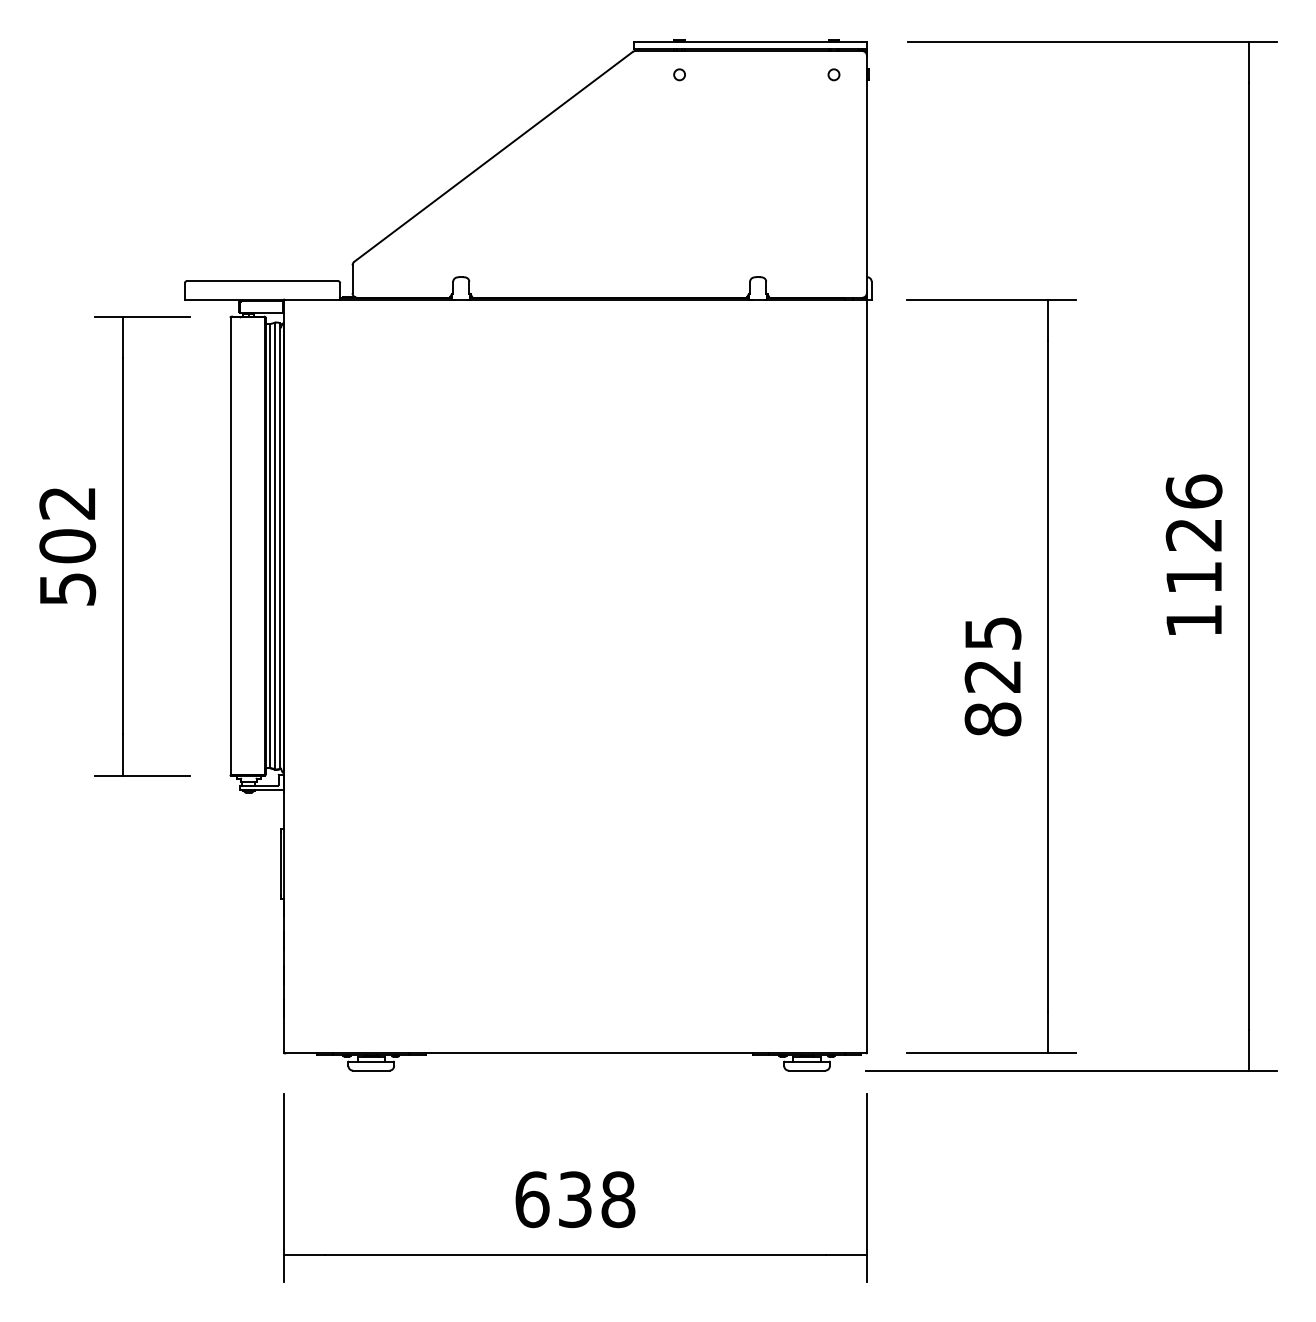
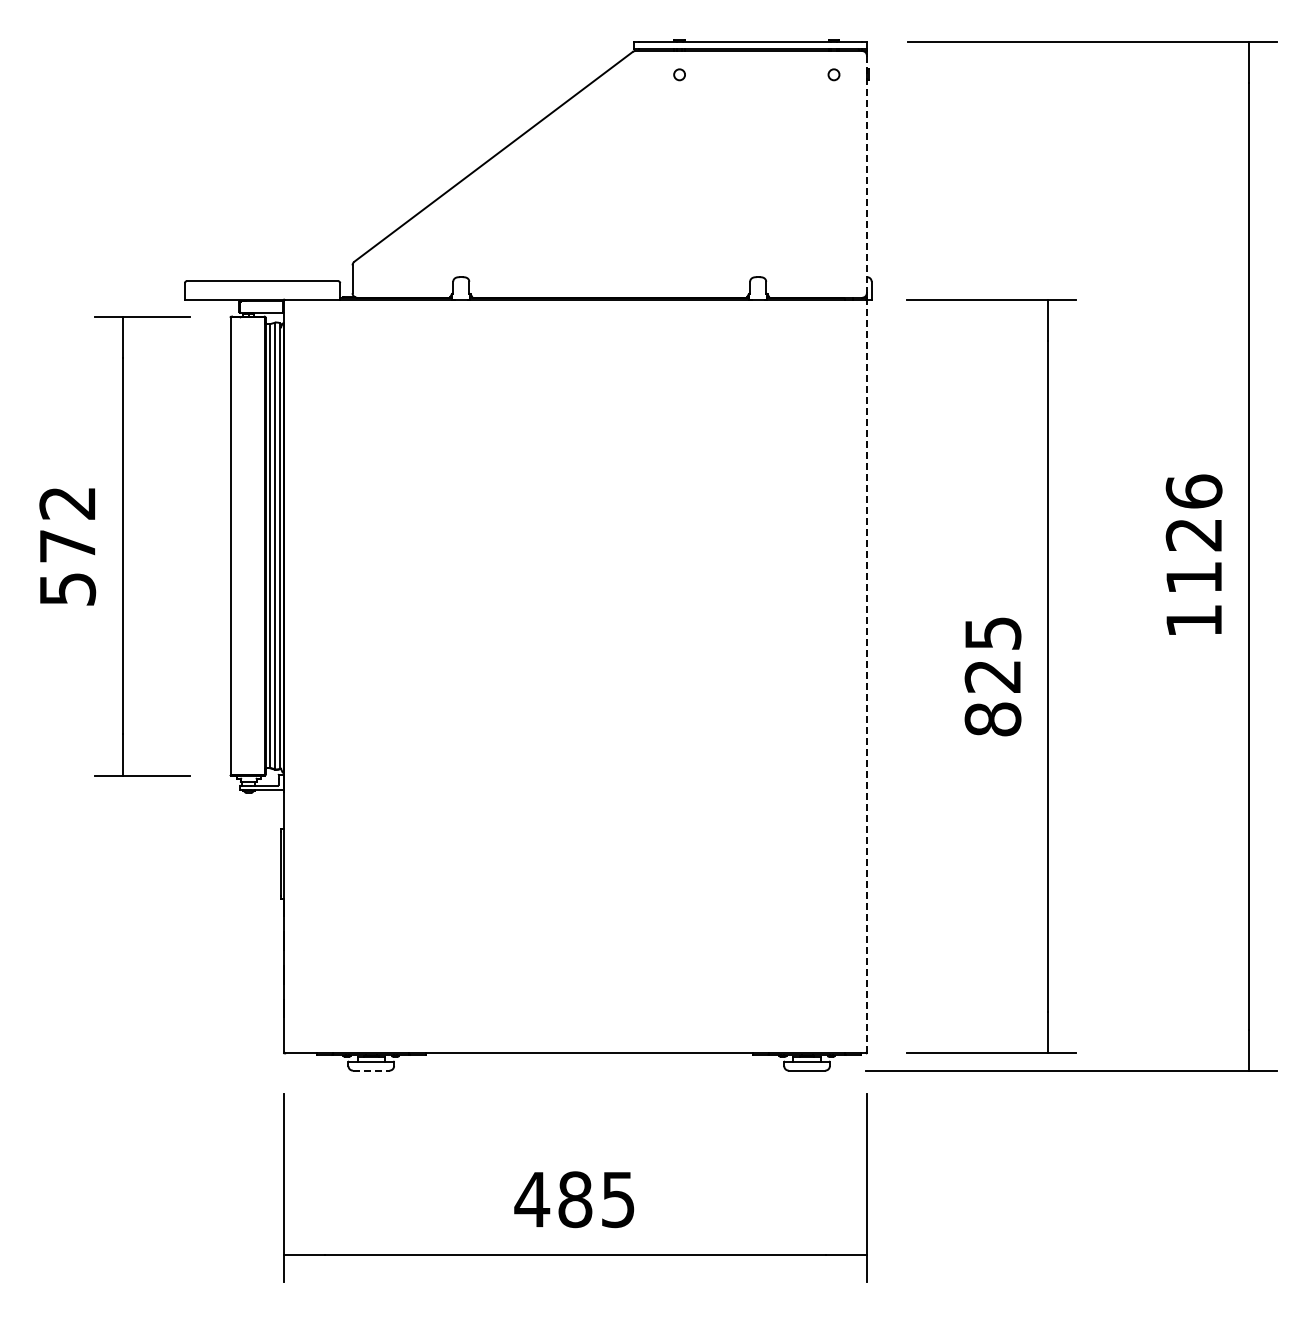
line: solid -> dashed (866, 174)
text: 502 -> 572 (67, 546)
line: solid -> dashed (866, 675)
line: solid -> dashed (371, 1070)
text: 638 -> 485 (574, 1199)
